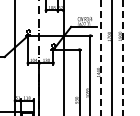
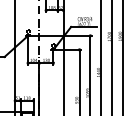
line: dashed -> solid (101, 58)
line: dashed -> solid (122, 58)
